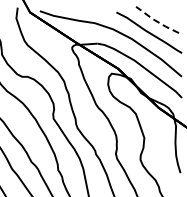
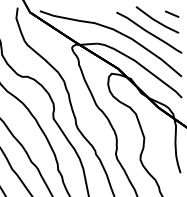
line: none -> present (172, 13)
line: dashed -> solid (156, 21)
